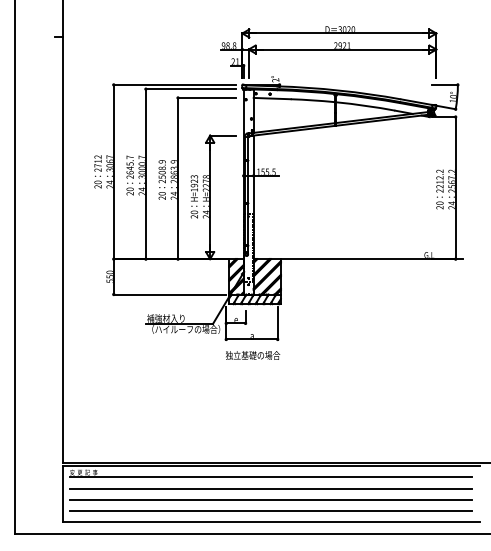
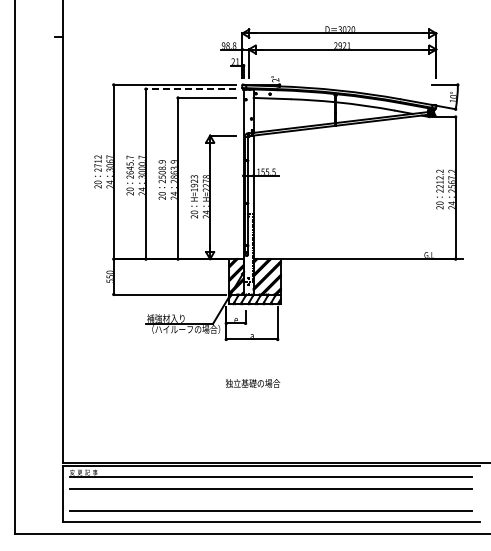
line: solid -> dashed (190, 89)
text position: (253, 355) -> (253, 383) (253, 383)
line: present -> none (270, 499)
